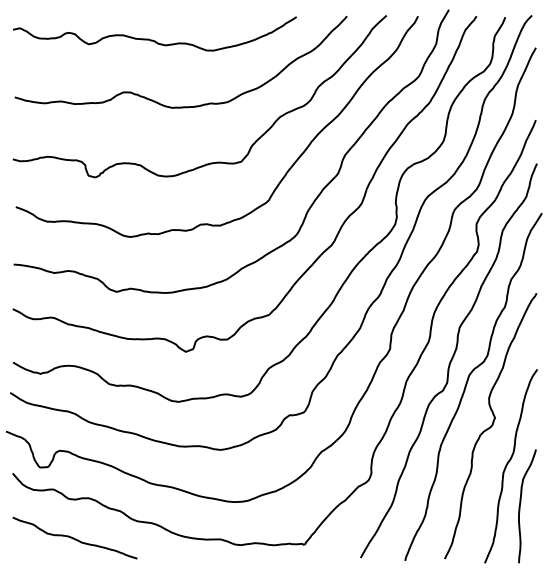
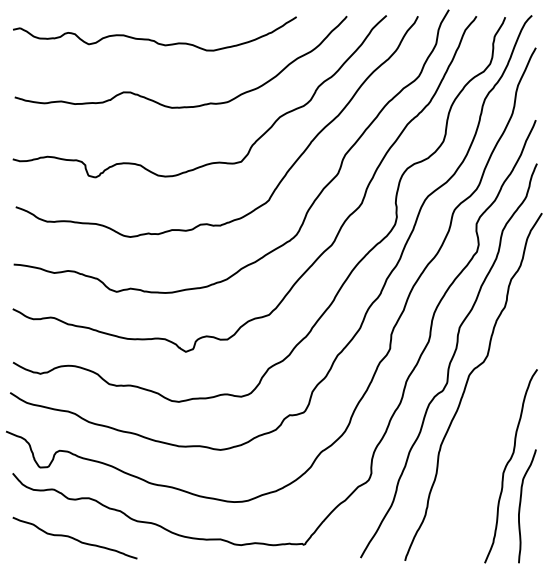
curve: present -> none (490, 426)
